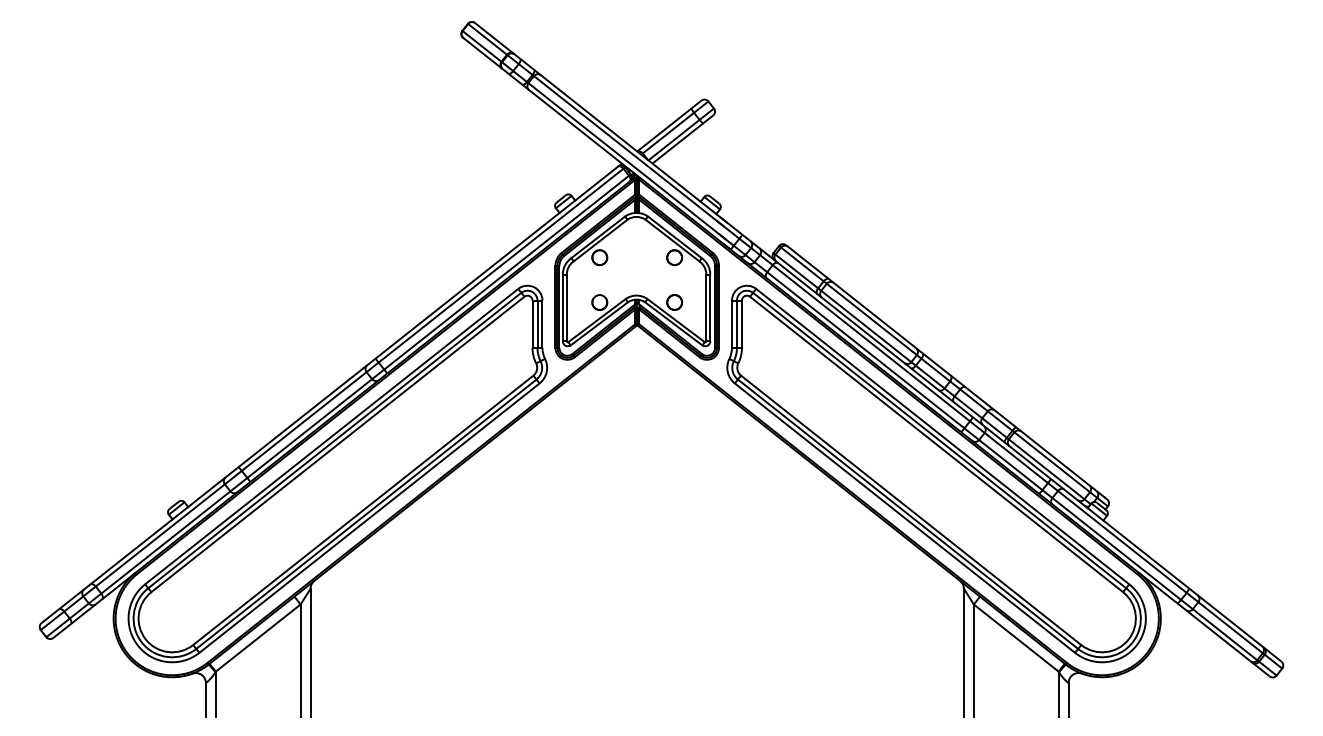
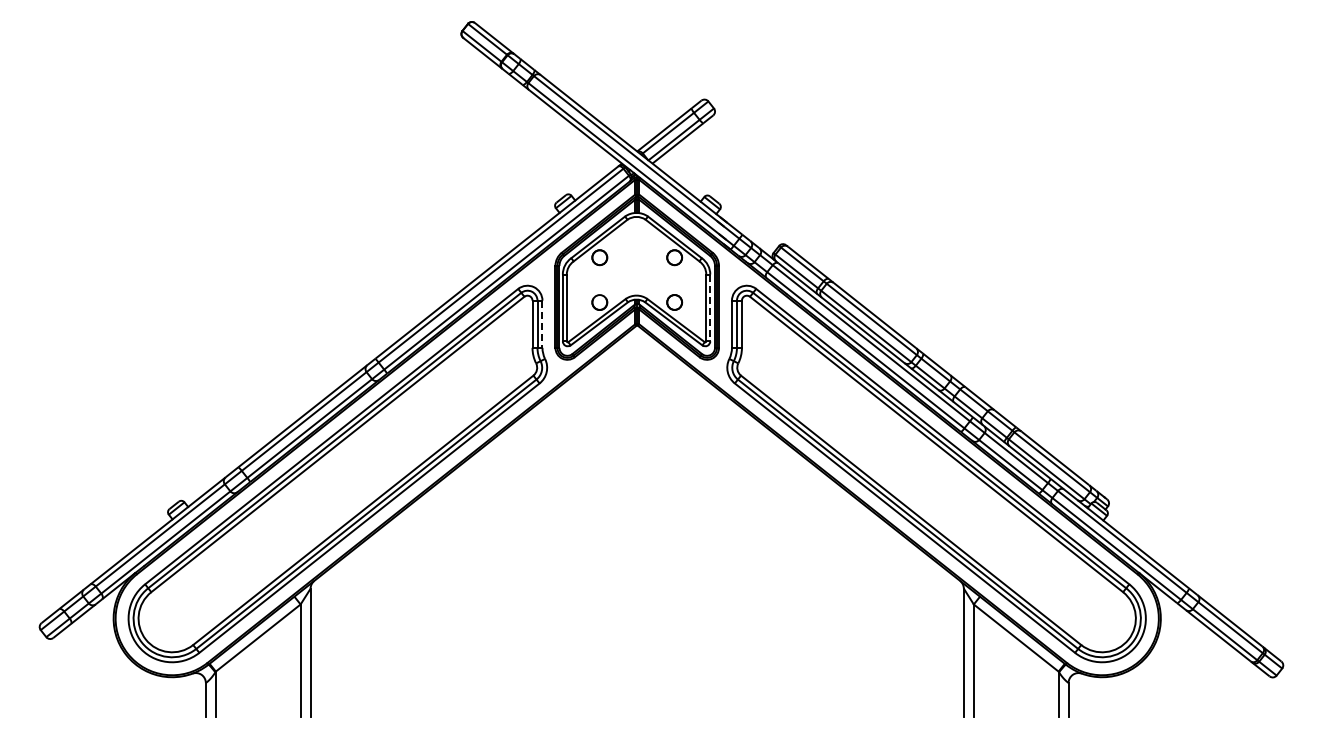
line: solid -> dashed (710, 308)
line: solid -> dashed (542, 324)
